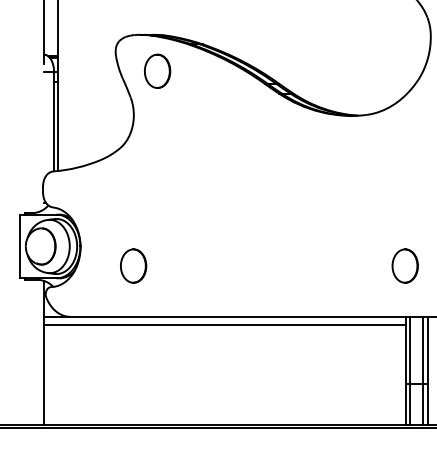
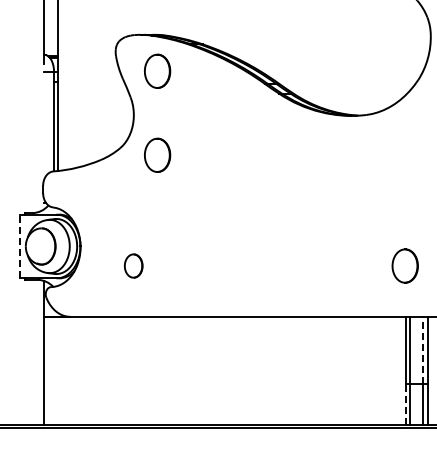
part: none -> present (157, 154)
line: solid -> dashed (19, 246)
part size: 28x36 px -> 21x26 px (133, 265)
line: present -> none (224, 324)
line: solid -> dashed (423, 350)
line: solid -> dashed (405, 404)
